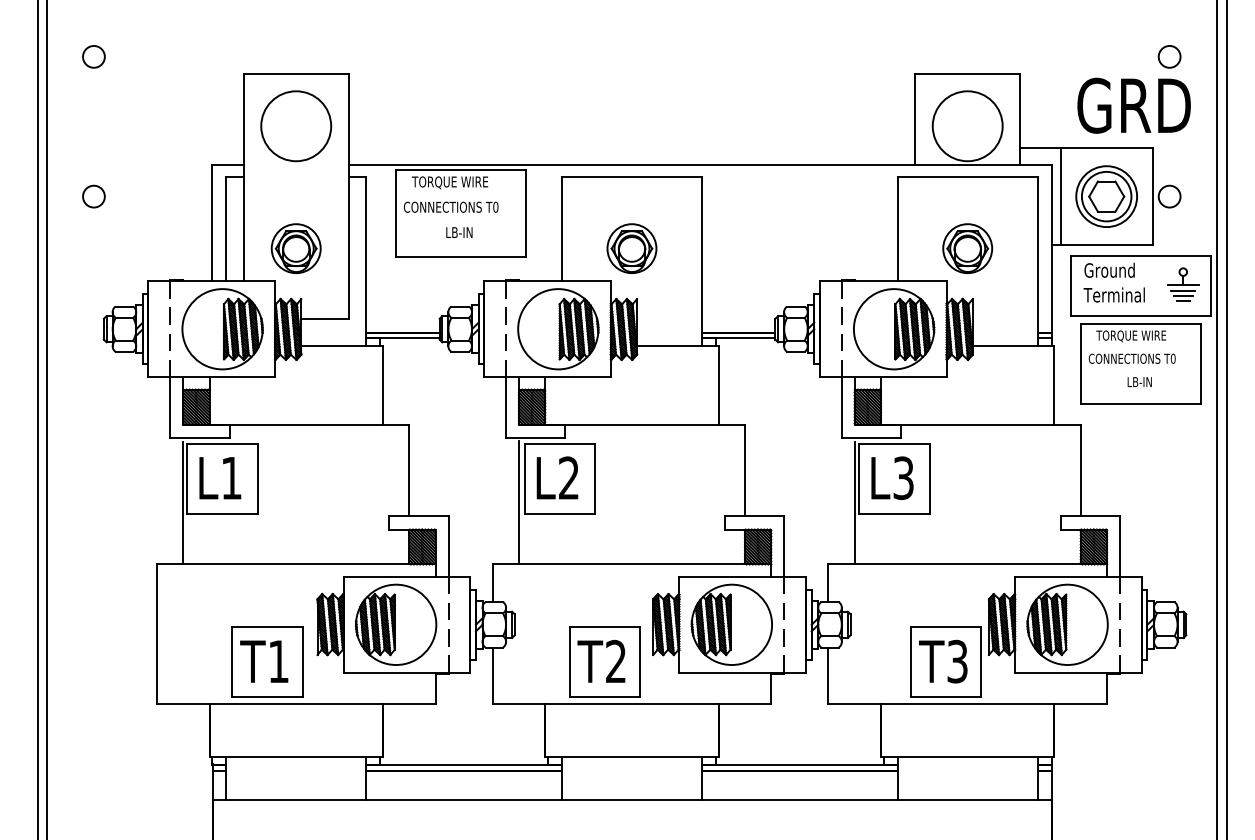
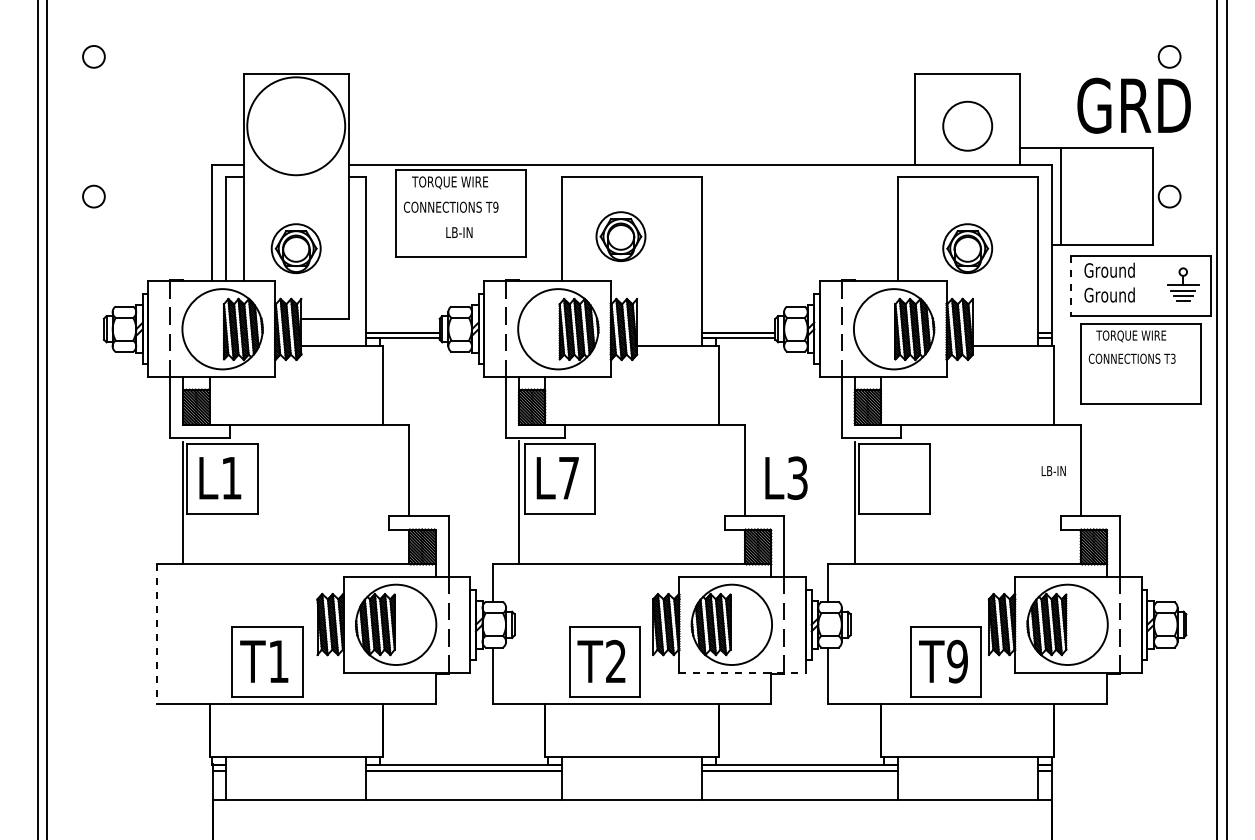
circle diameter: 70 px -> 98 px (296, 126)
circle diameter: 70 px -> 49 px (967, 125)
part: present -> none (1106, 196)
text: T0 -> T9 (495, 207)
part position: (631, 248) -> (620, 236) (620, 236)
line: solid -> dashed (1071, 285)
text: Terminal -> Ground (1113, 294)
text: T0 -> T3 (1172, 358)
text position: (1139, 381) -> (1053, 470) (1053, 470)
text: L2 -> L7 (568, 477)
text position: (892, 477) -> (786, 477) (786, 477)
line: solid -> dashed (156, 634)
text: T3 -> T9 (957, 661)
line: solid -> dashed (743, 672)
